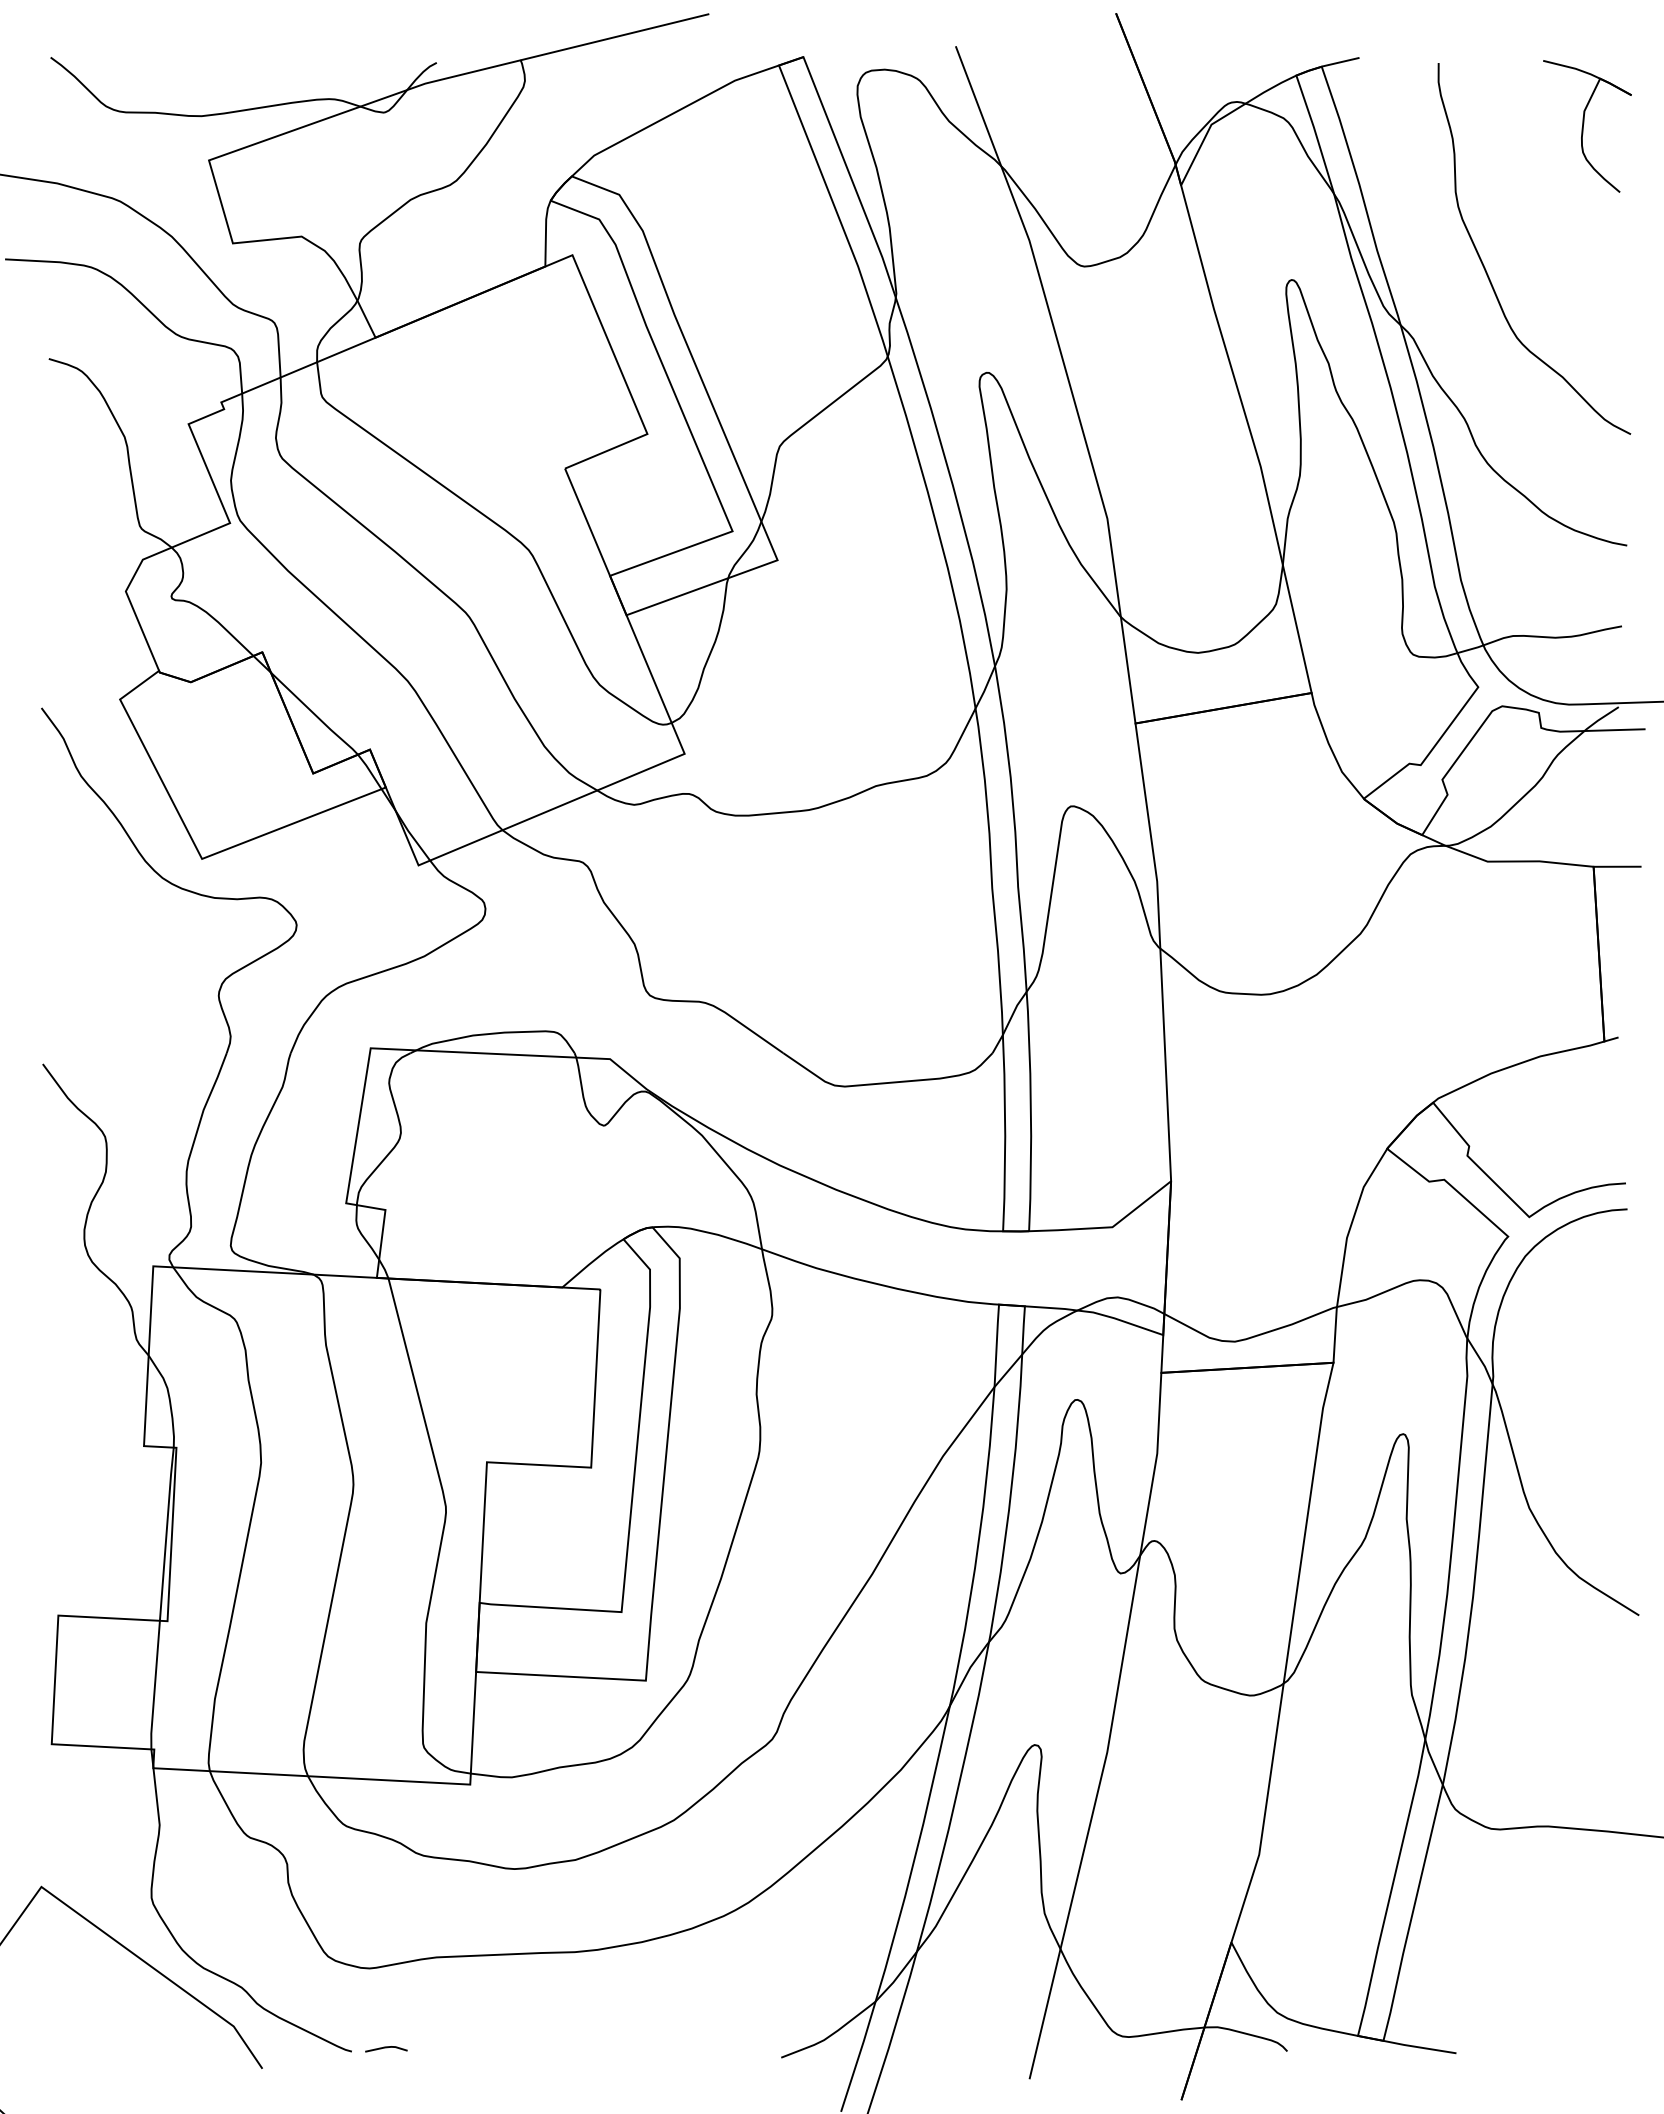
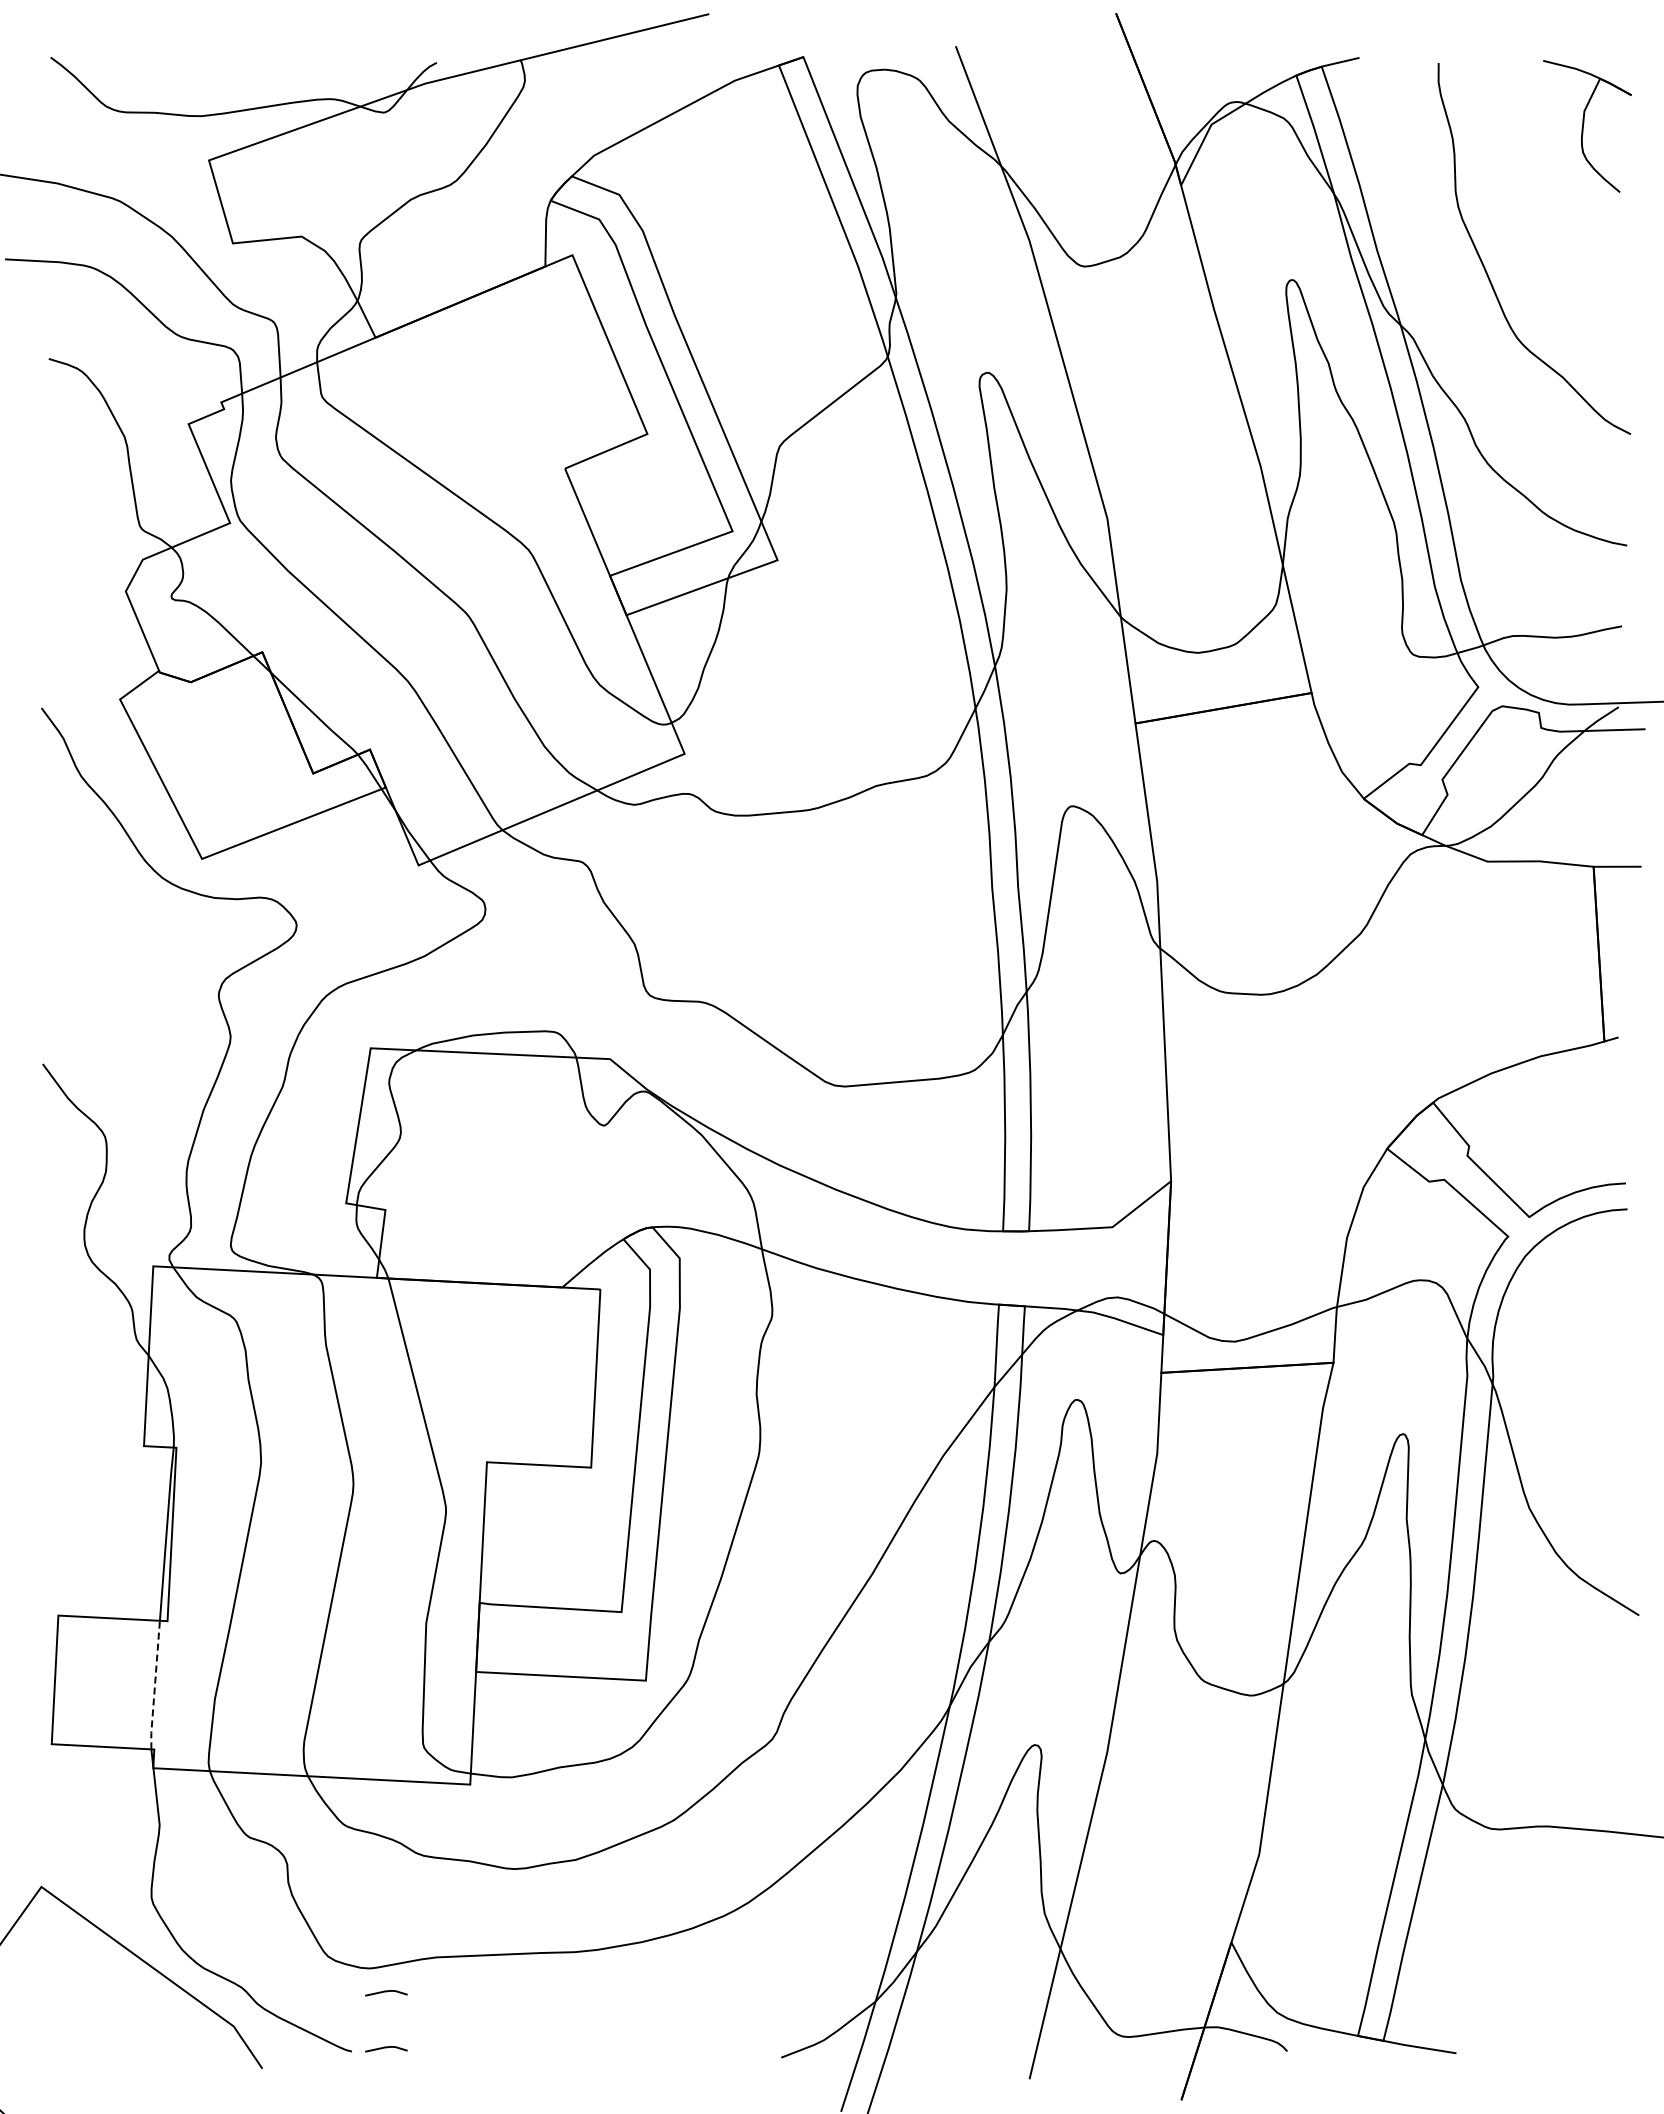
line: solid -> dashed (155, 1685)
line: none -> present (386, 1992)
